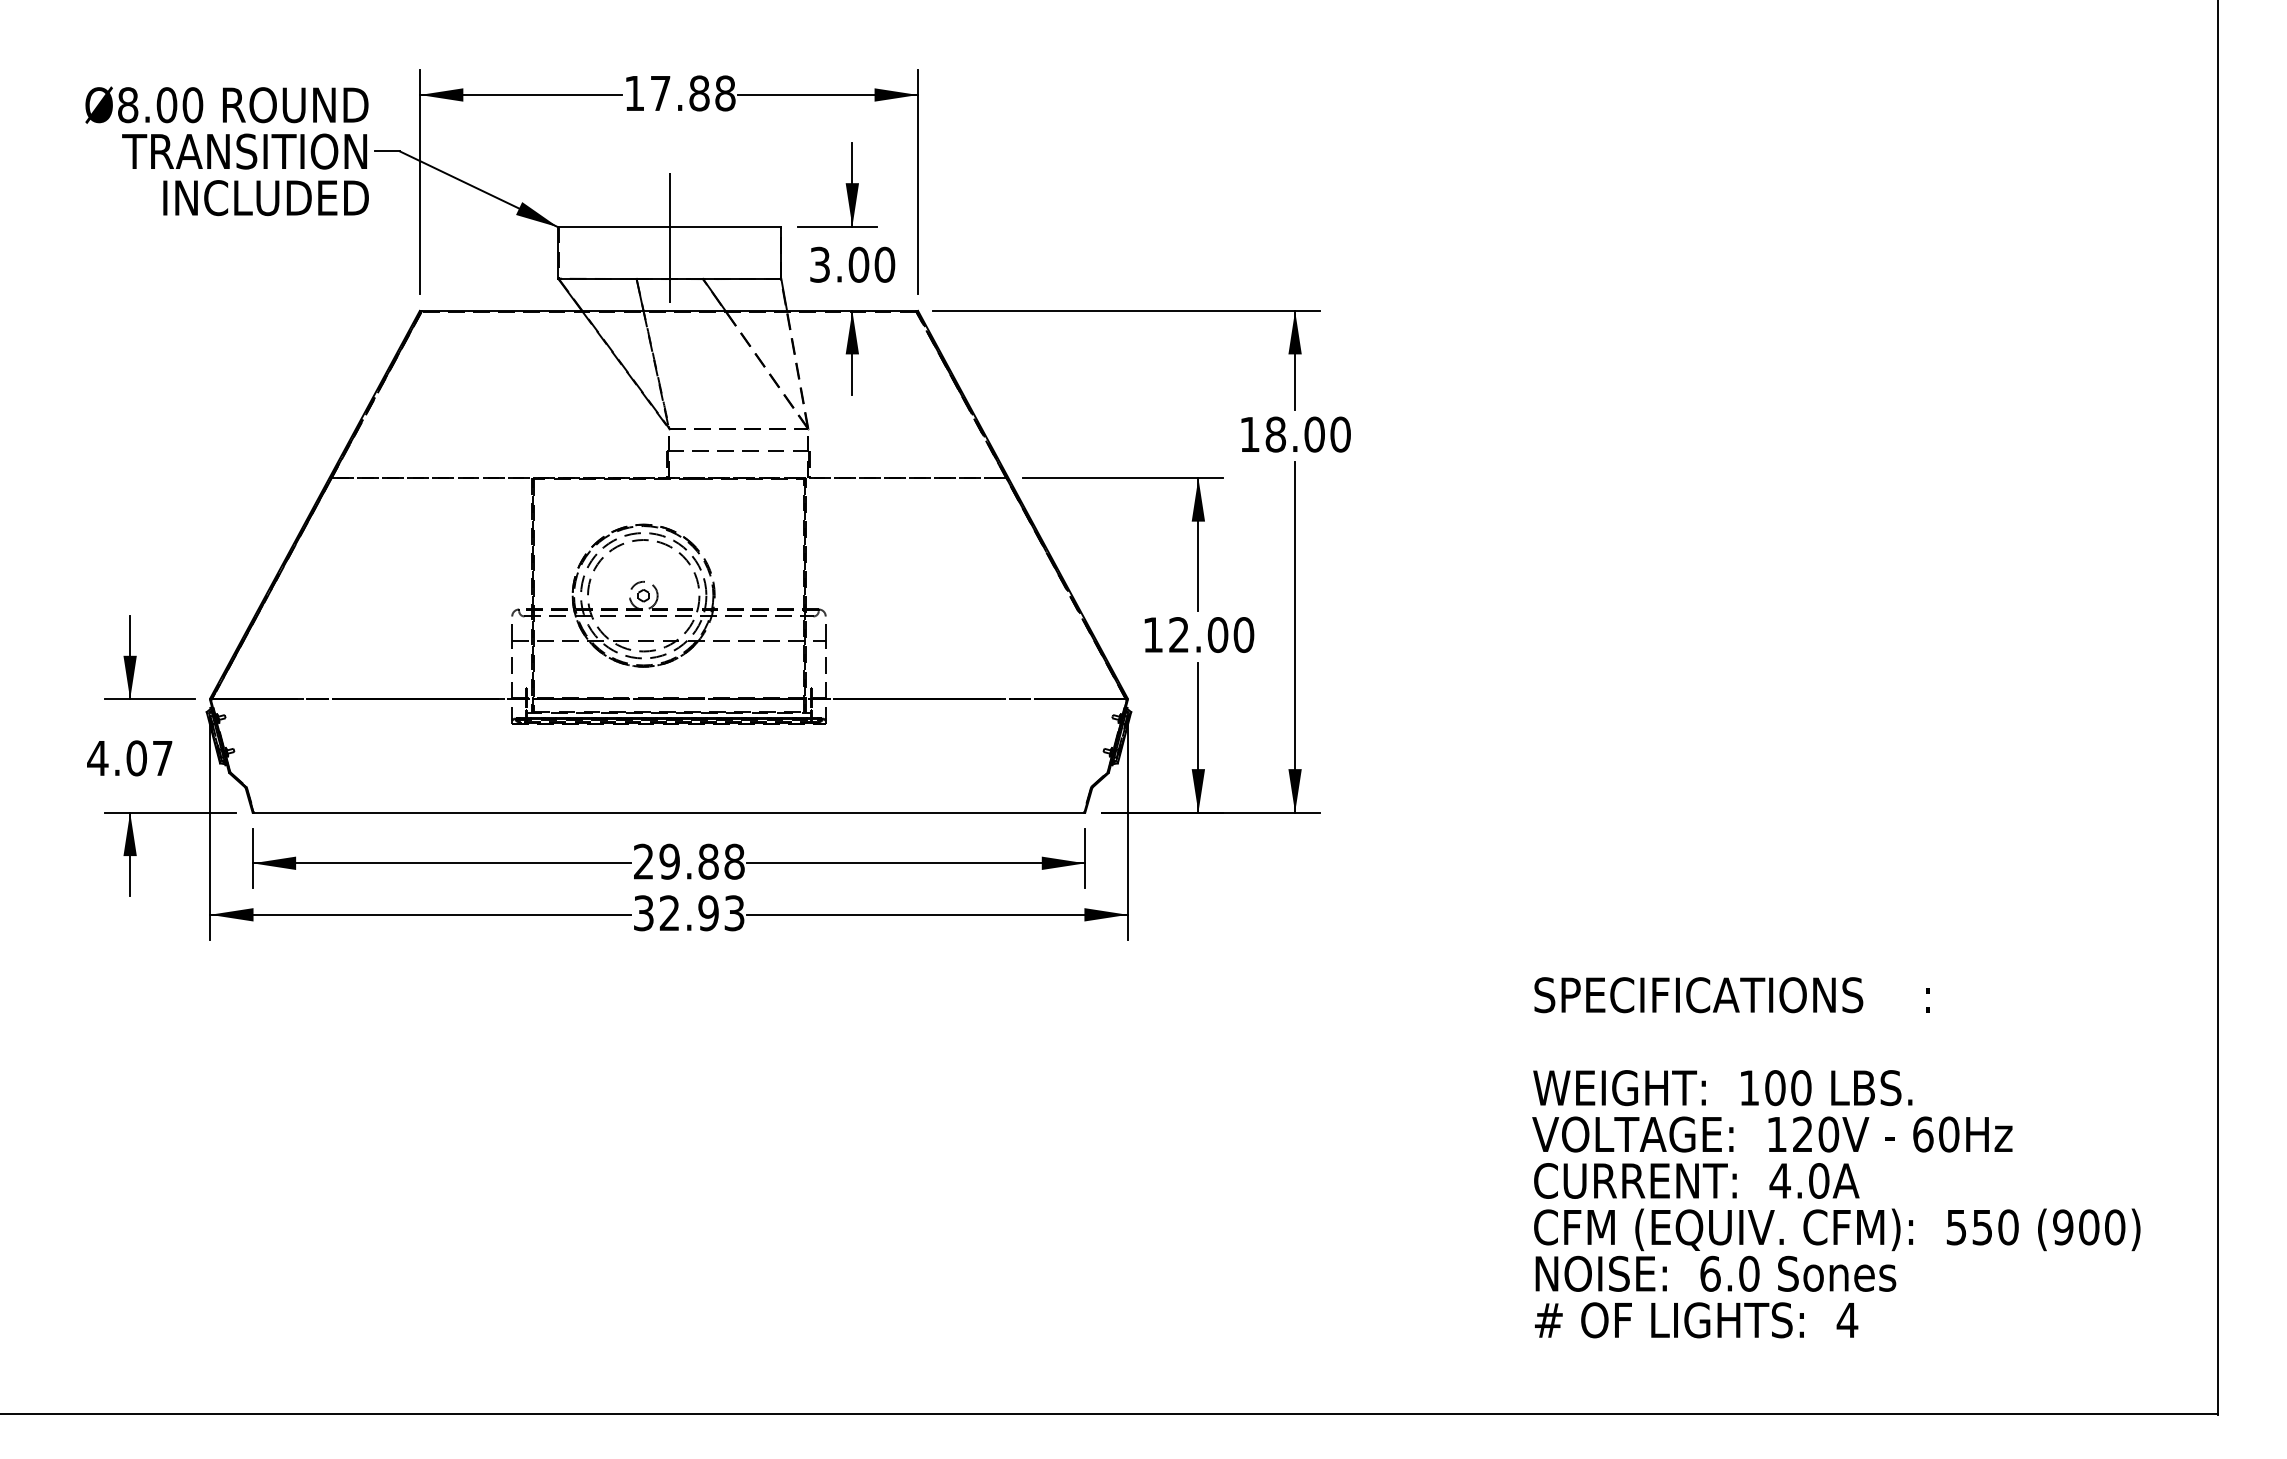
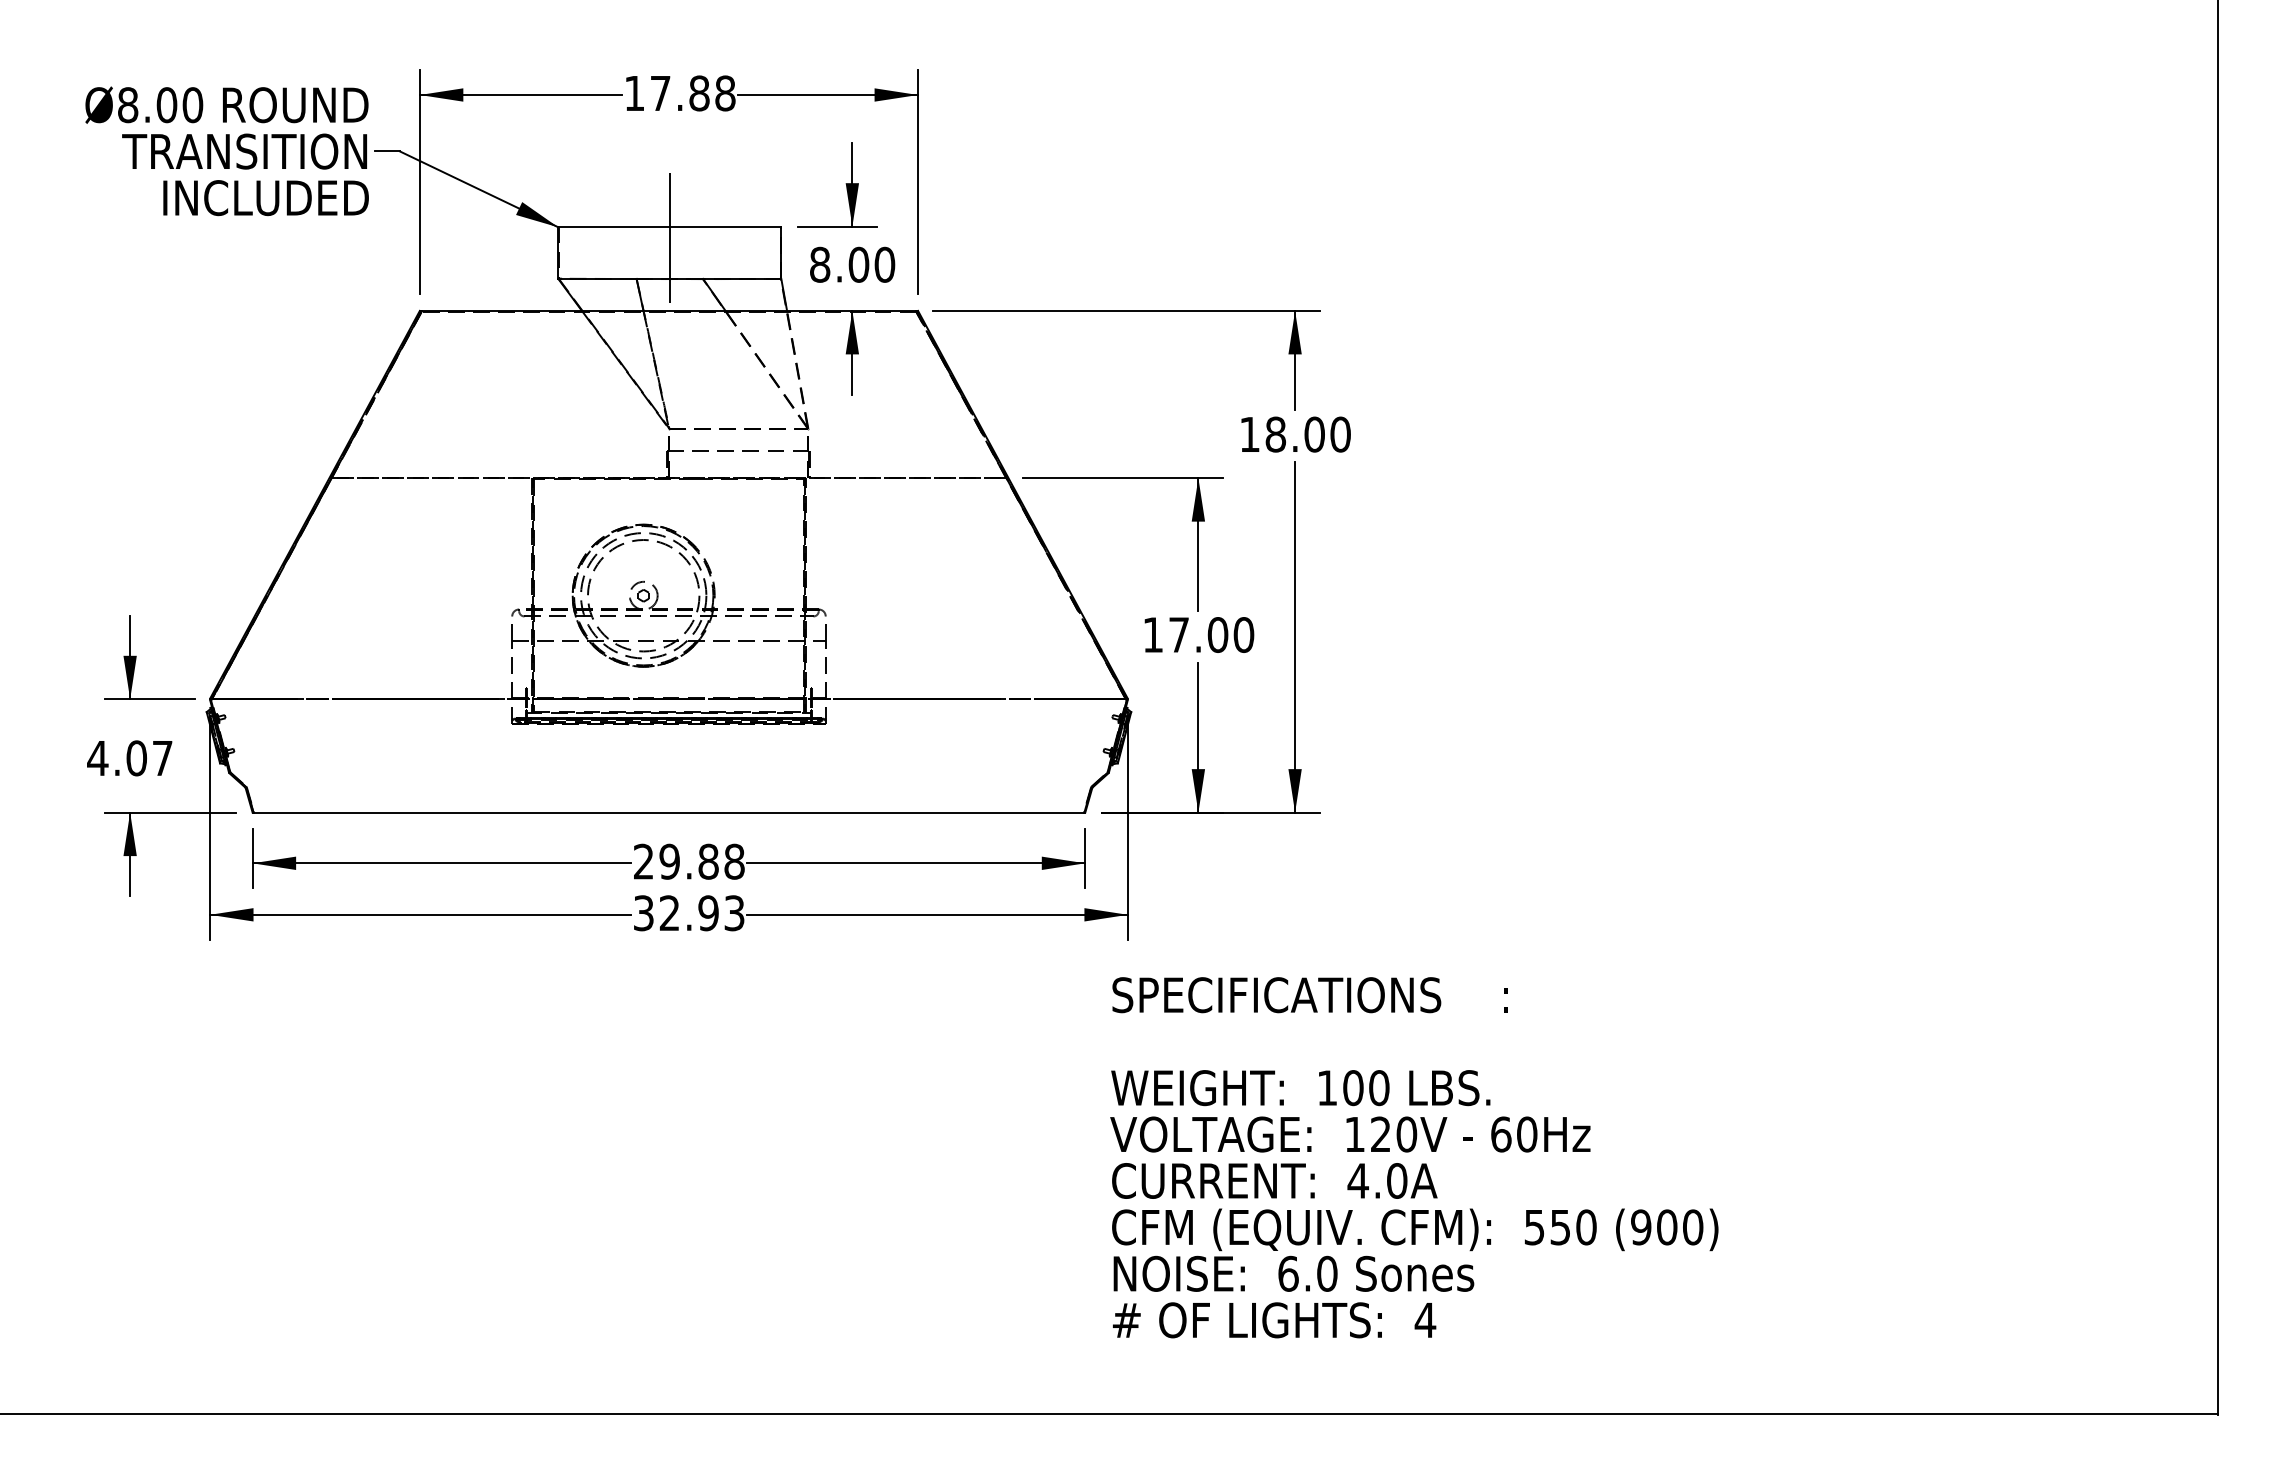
text: 3.00 -> 8.00 (820, 264)
text: 12.00 -> 17.00 (1178, 634)
text position: (1836, 1157) -> (1414, 1157) (1414, 1157)
